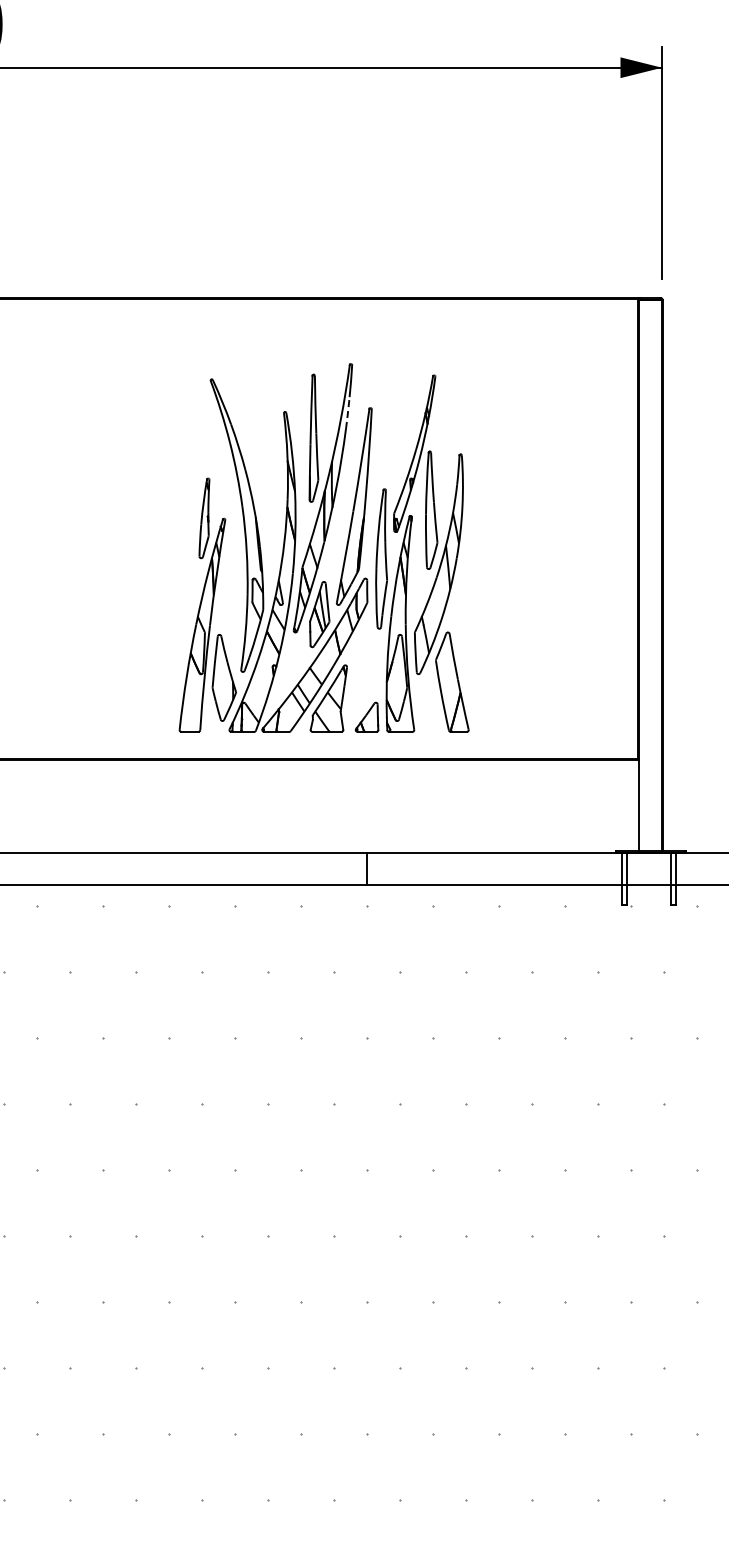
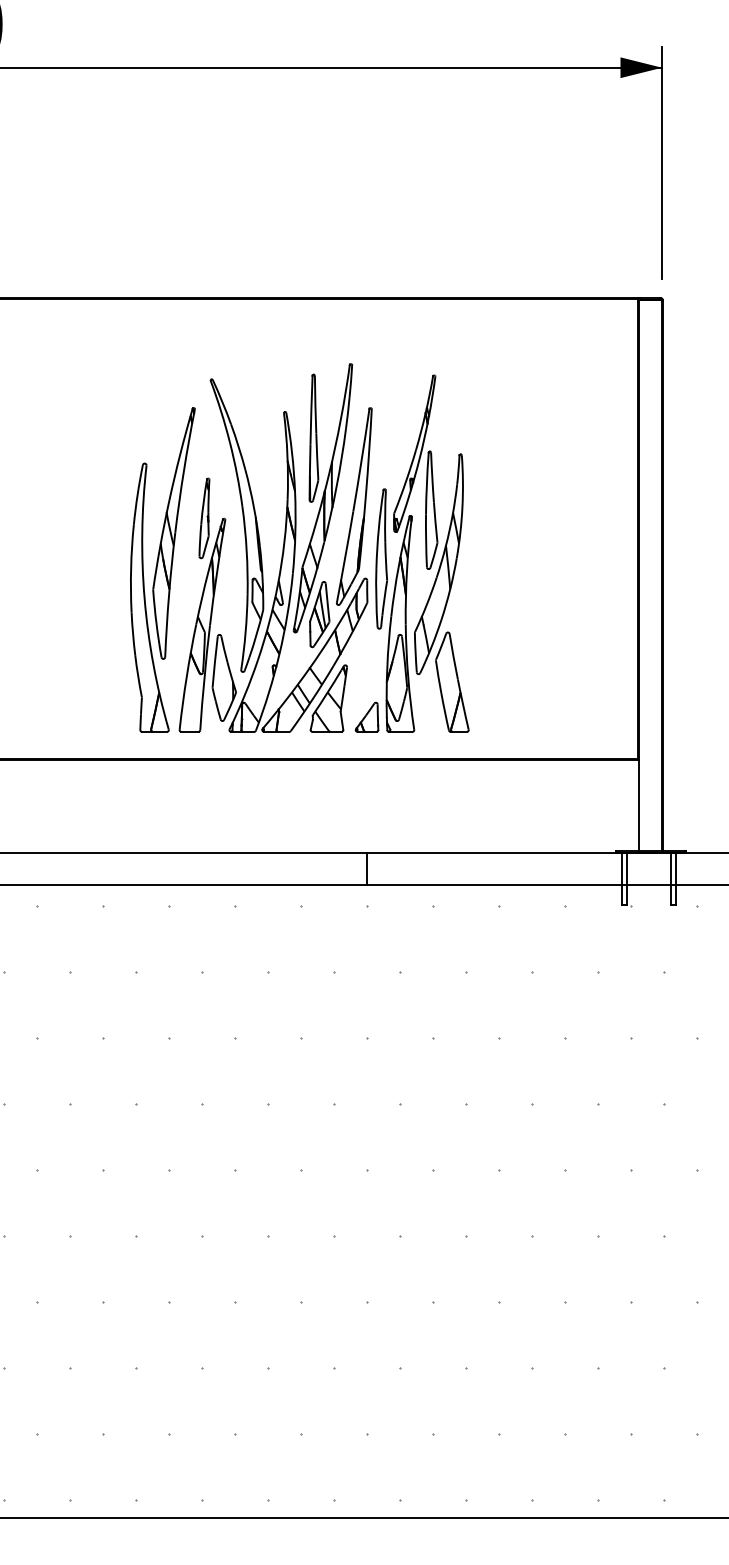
arc: dashed -> solid (347, 413)
part: none -> present (162, 569)
line: none -> present (363, 1518)
